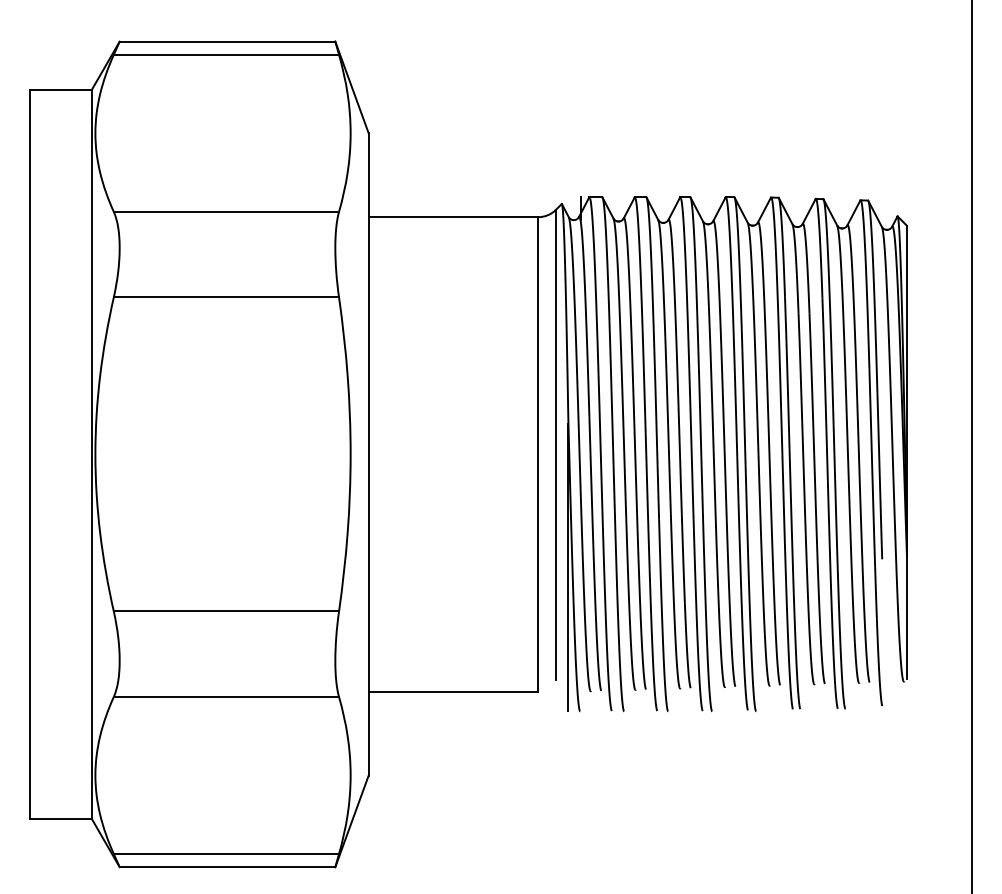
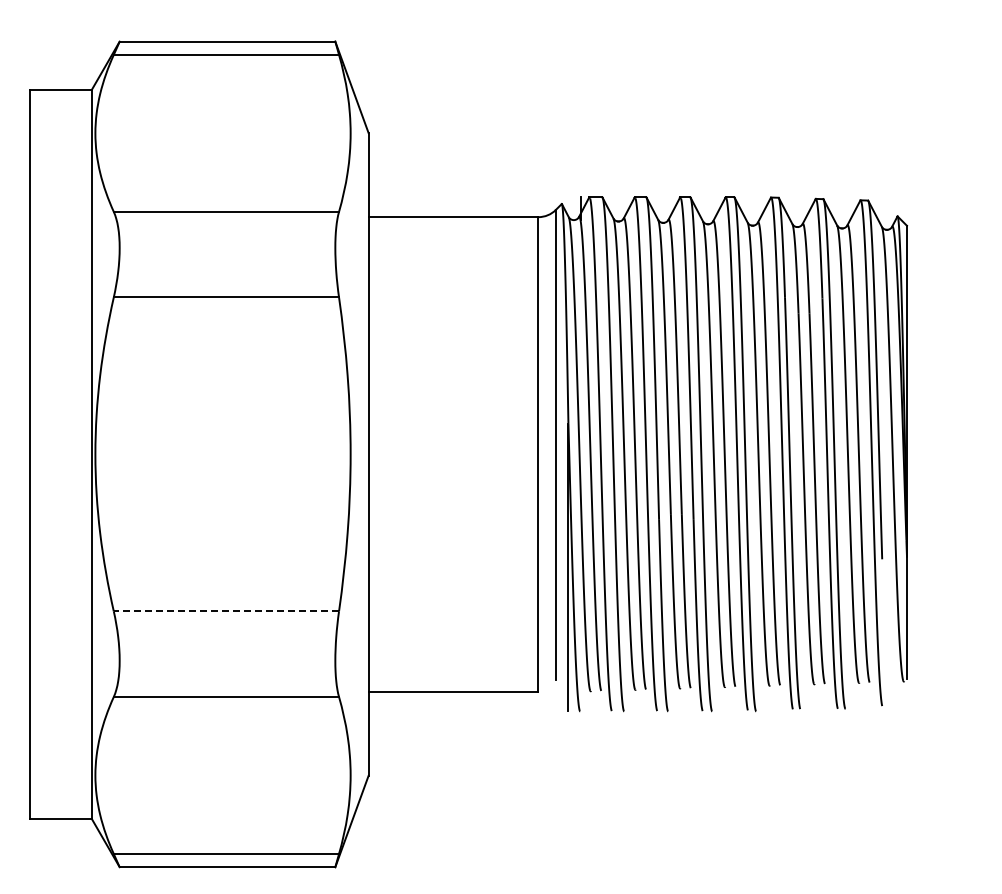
line: present -> none (971, 446)
line: solid -> dashed (226, 611)
